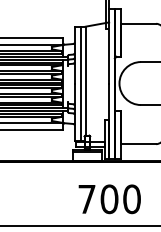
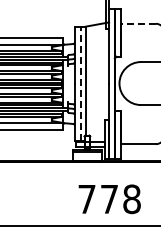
line: solid -> dashed (138, 23)
line: solid -> dashed (80, 83)
text: 700 -> 778 (120, 199)
